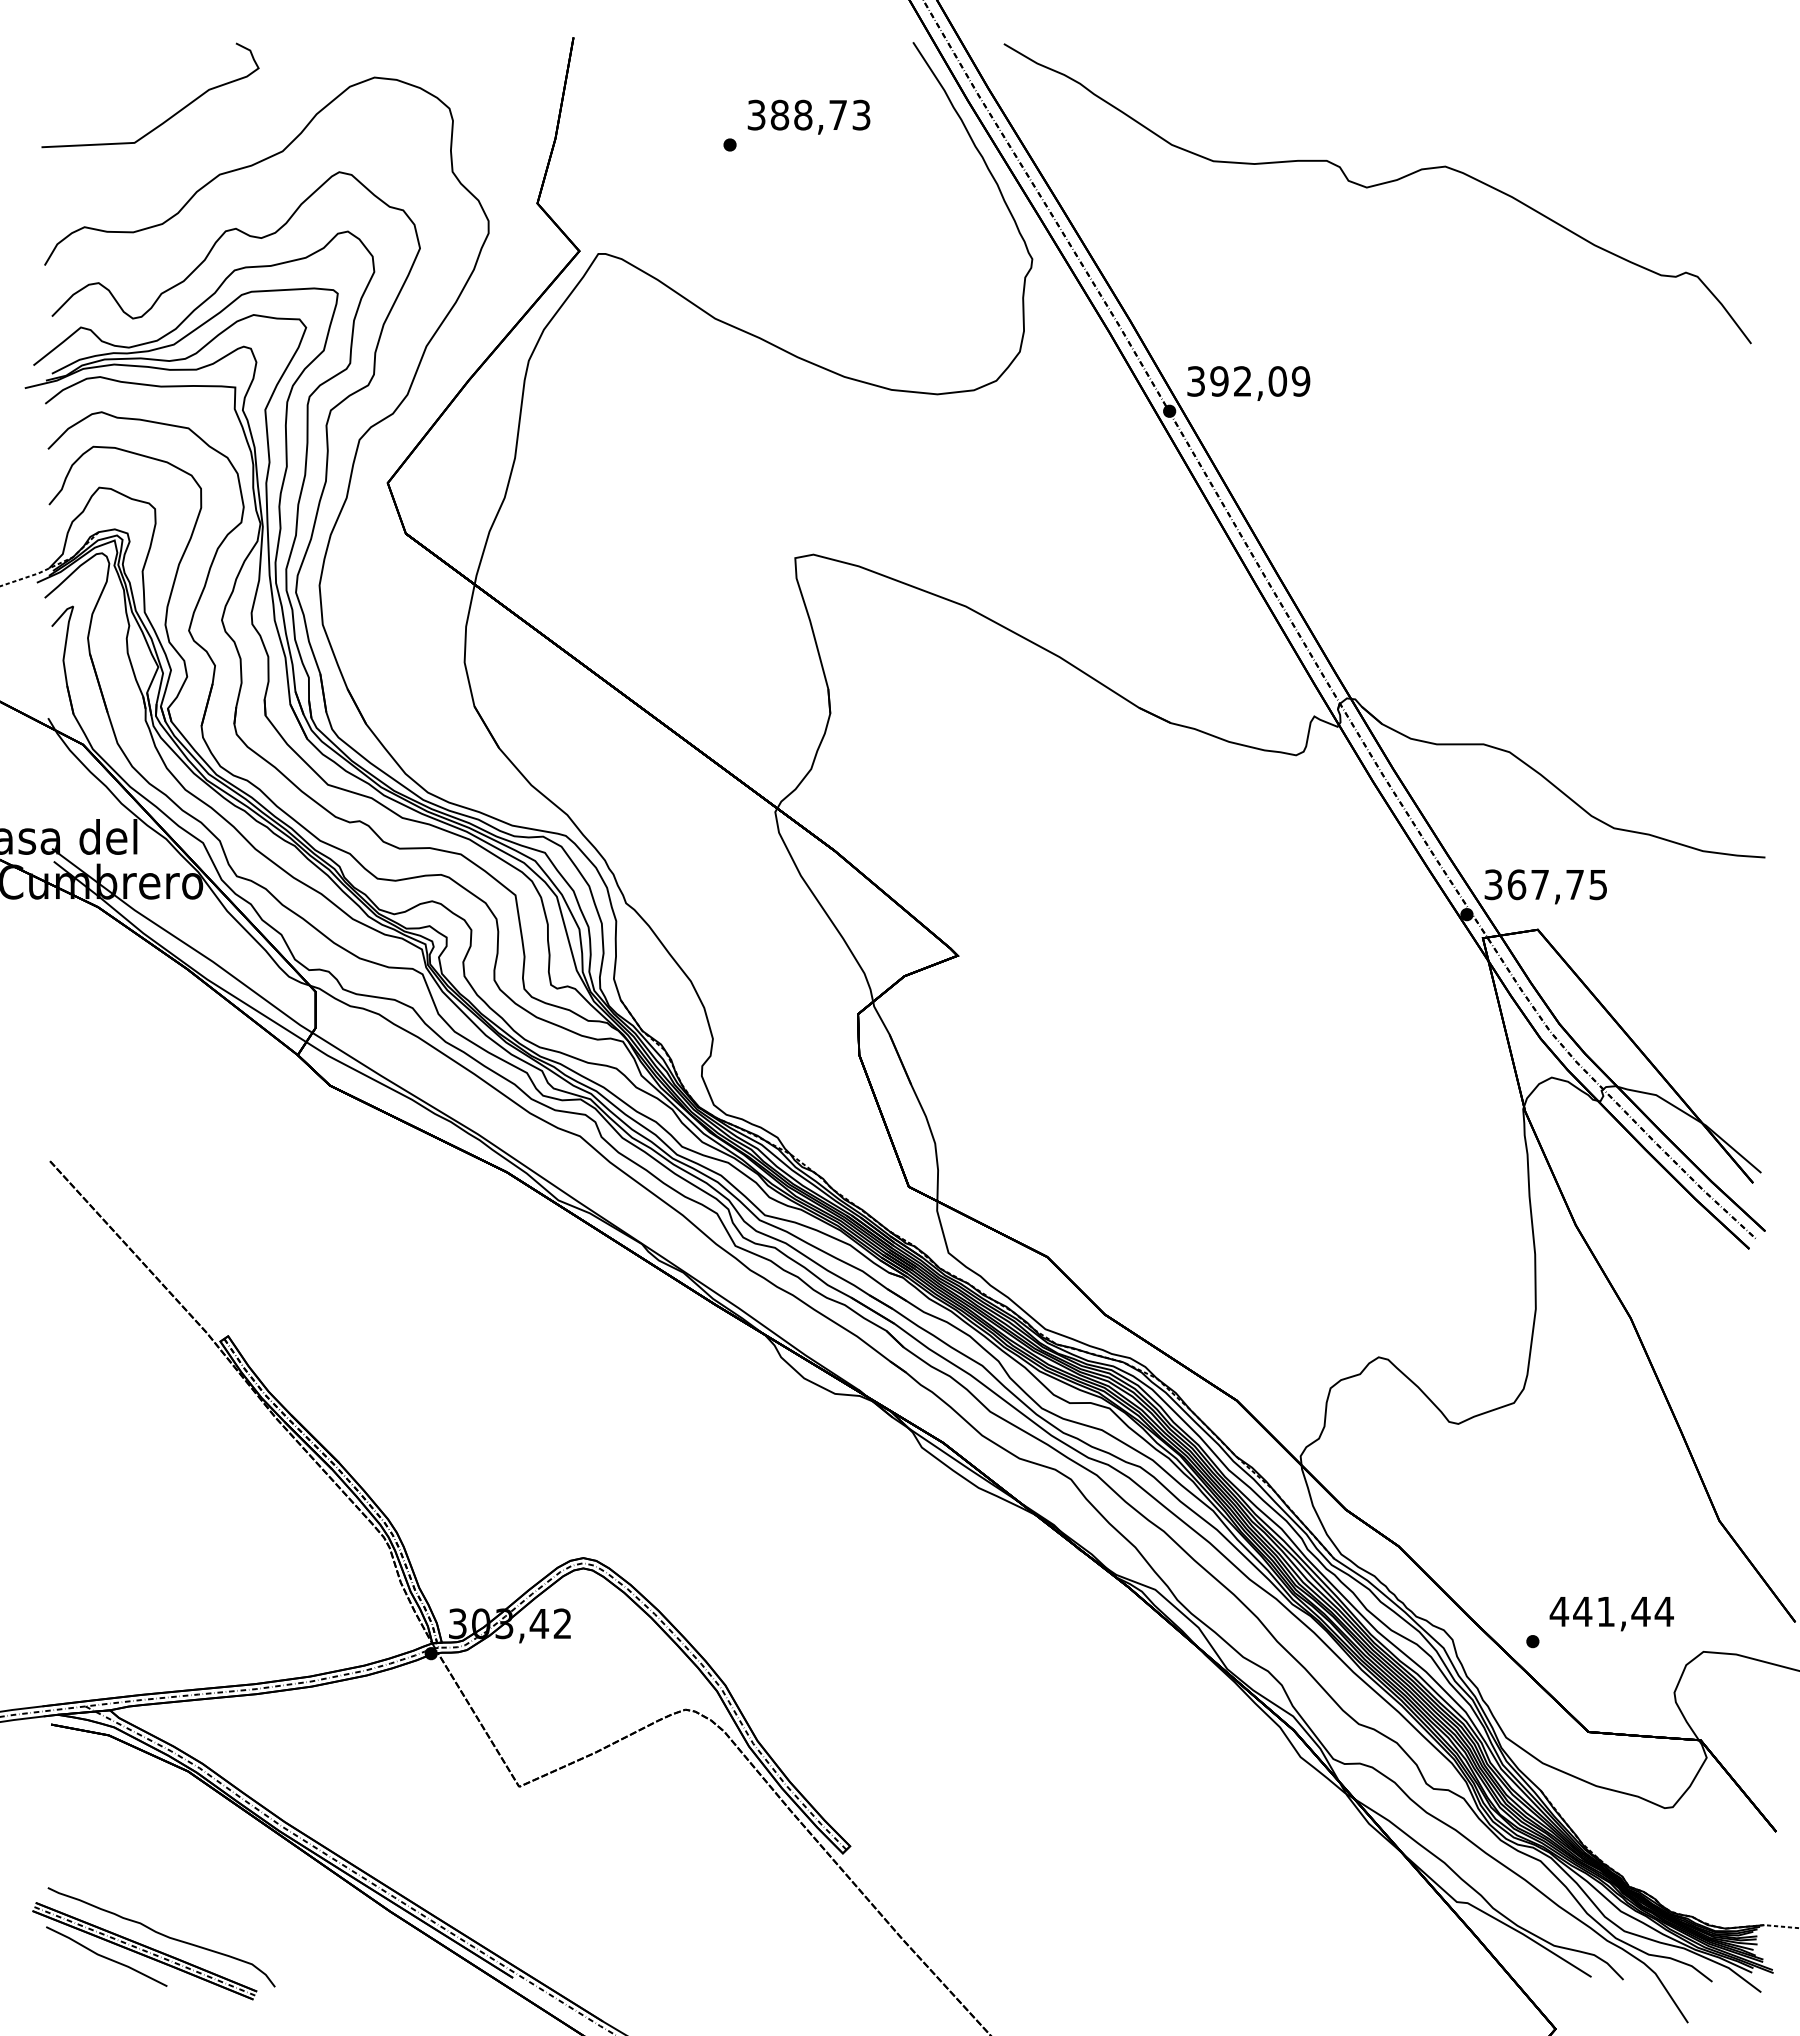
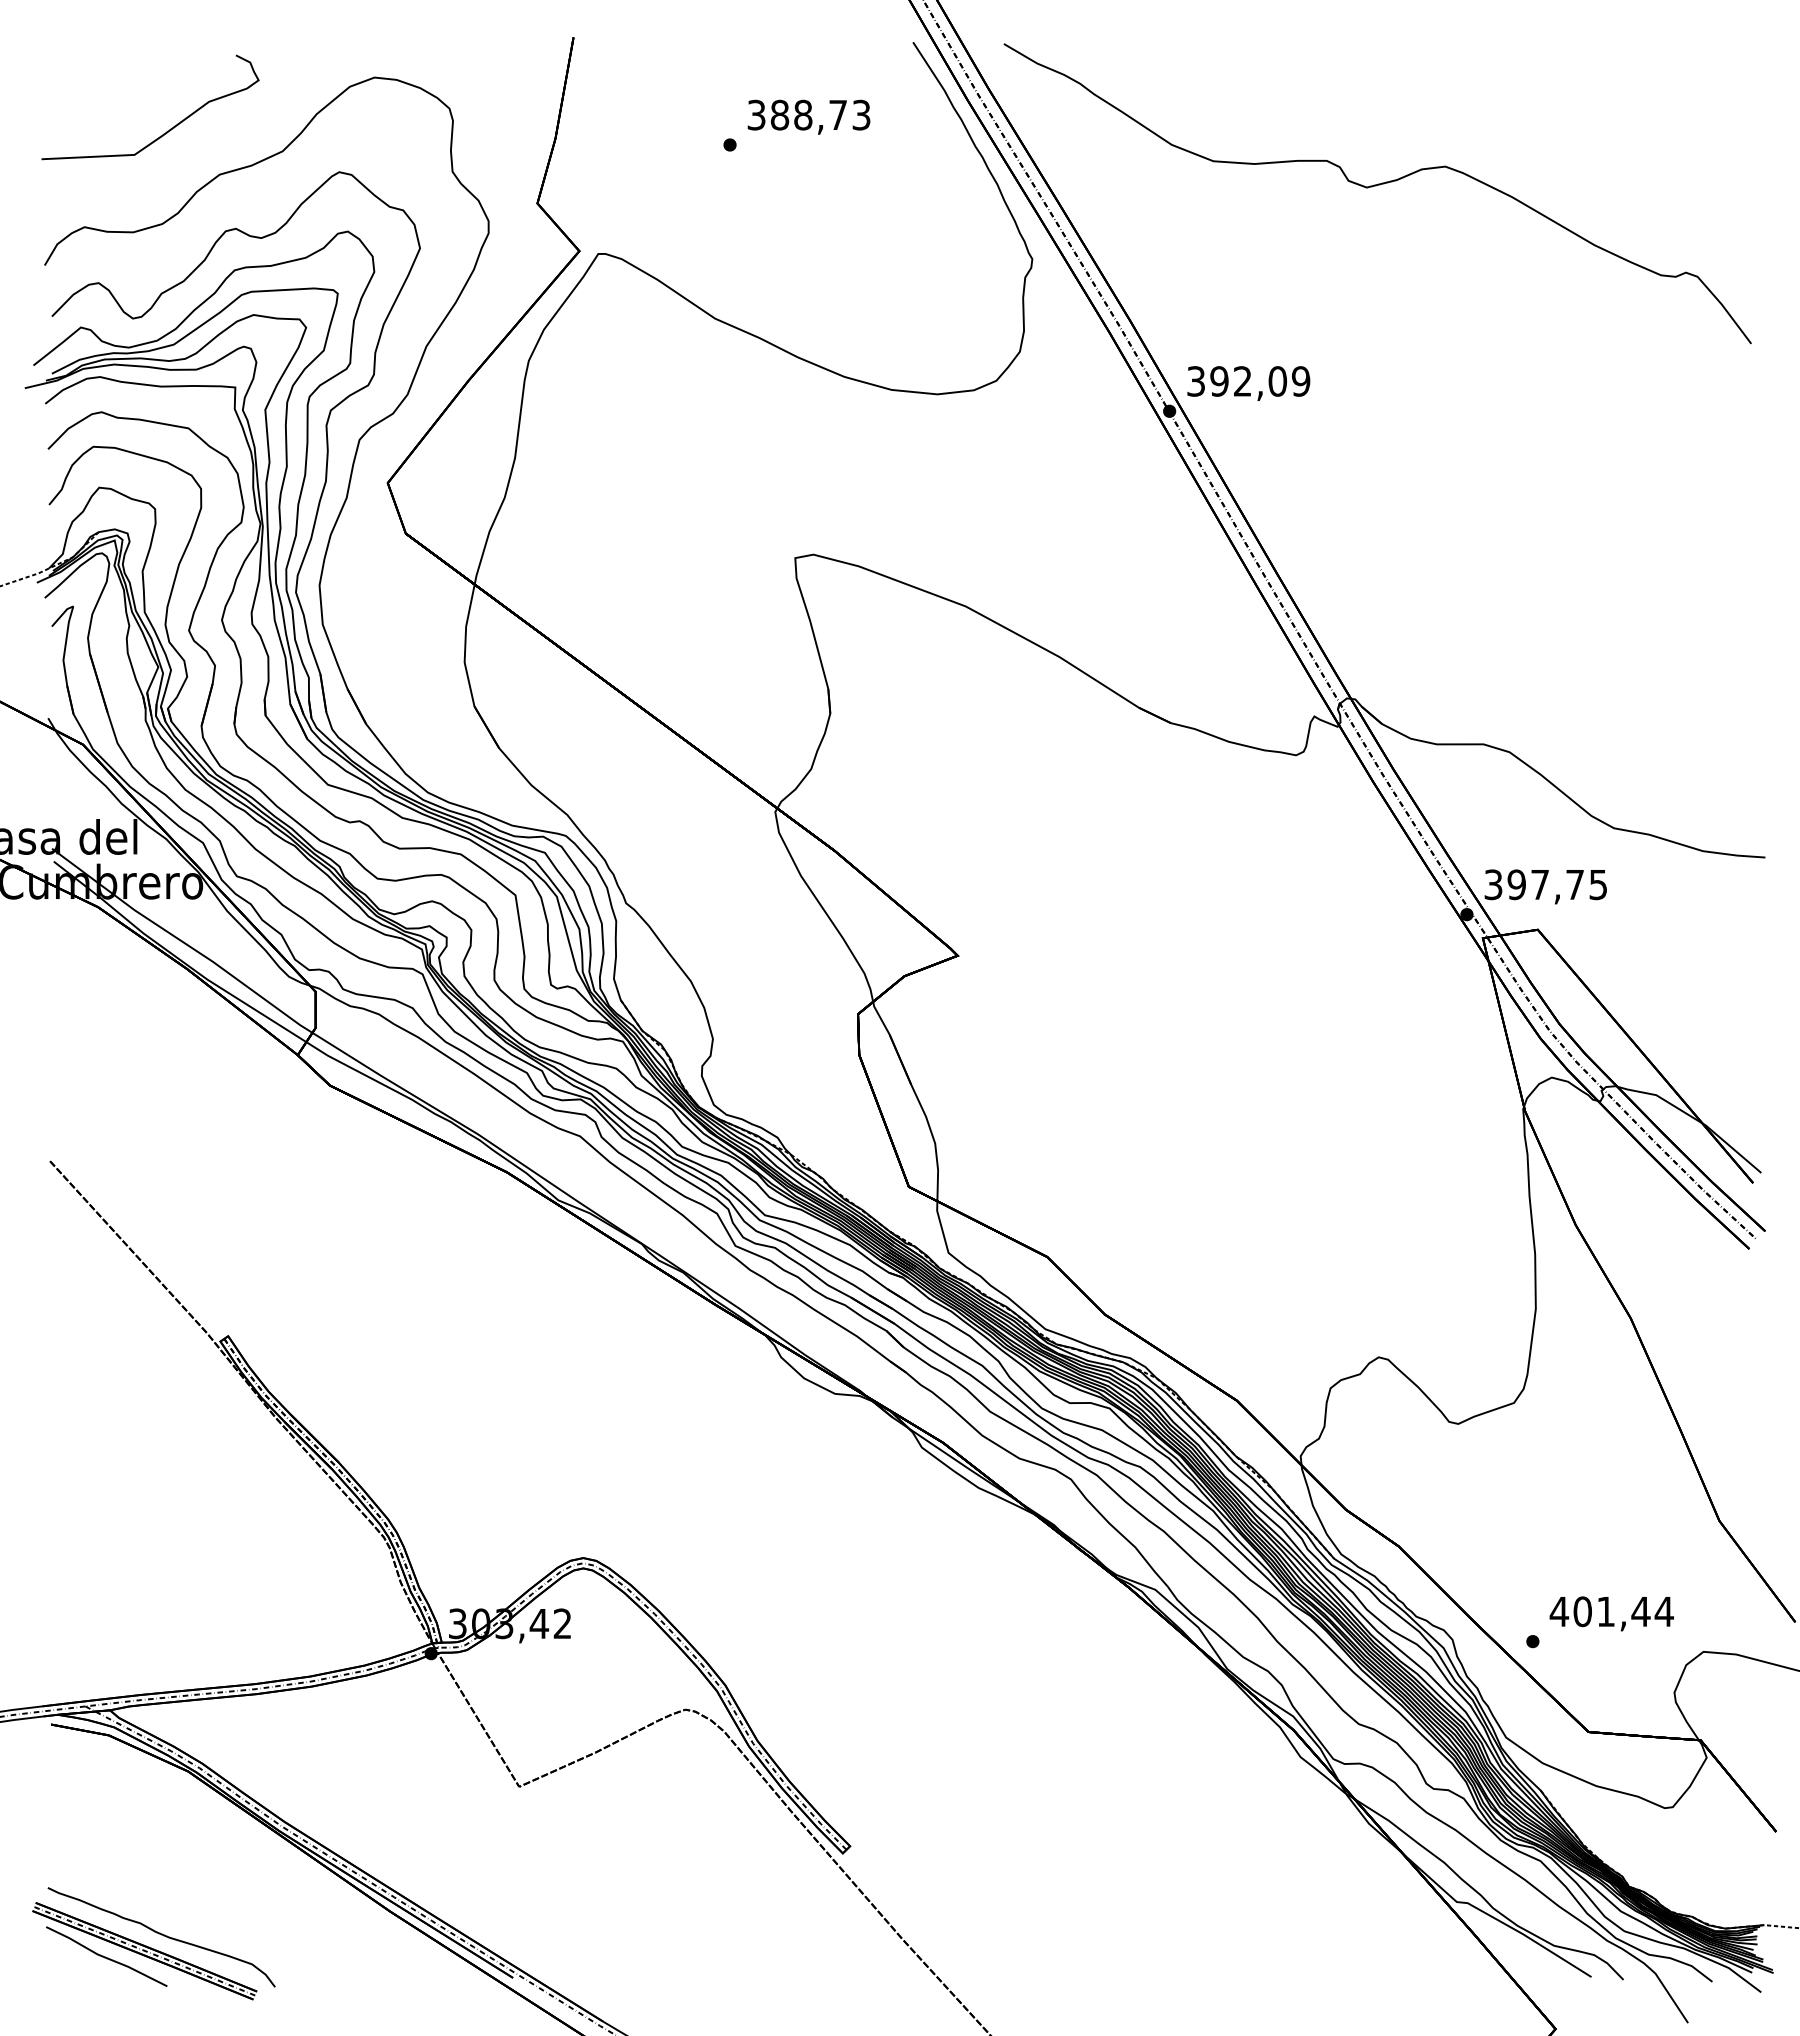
curve position: (167, 118) -> (167, 130) (167, 130)
text: 367,75 -> 397,75 (1516, 884)
text: 441,44 -> 401,44 (1582, 1611)
